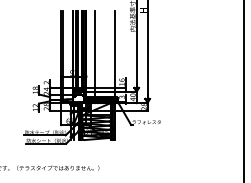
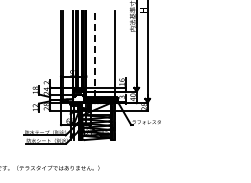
line: solid -> dashed (94, 53)
line: present -> none (244, 90)
